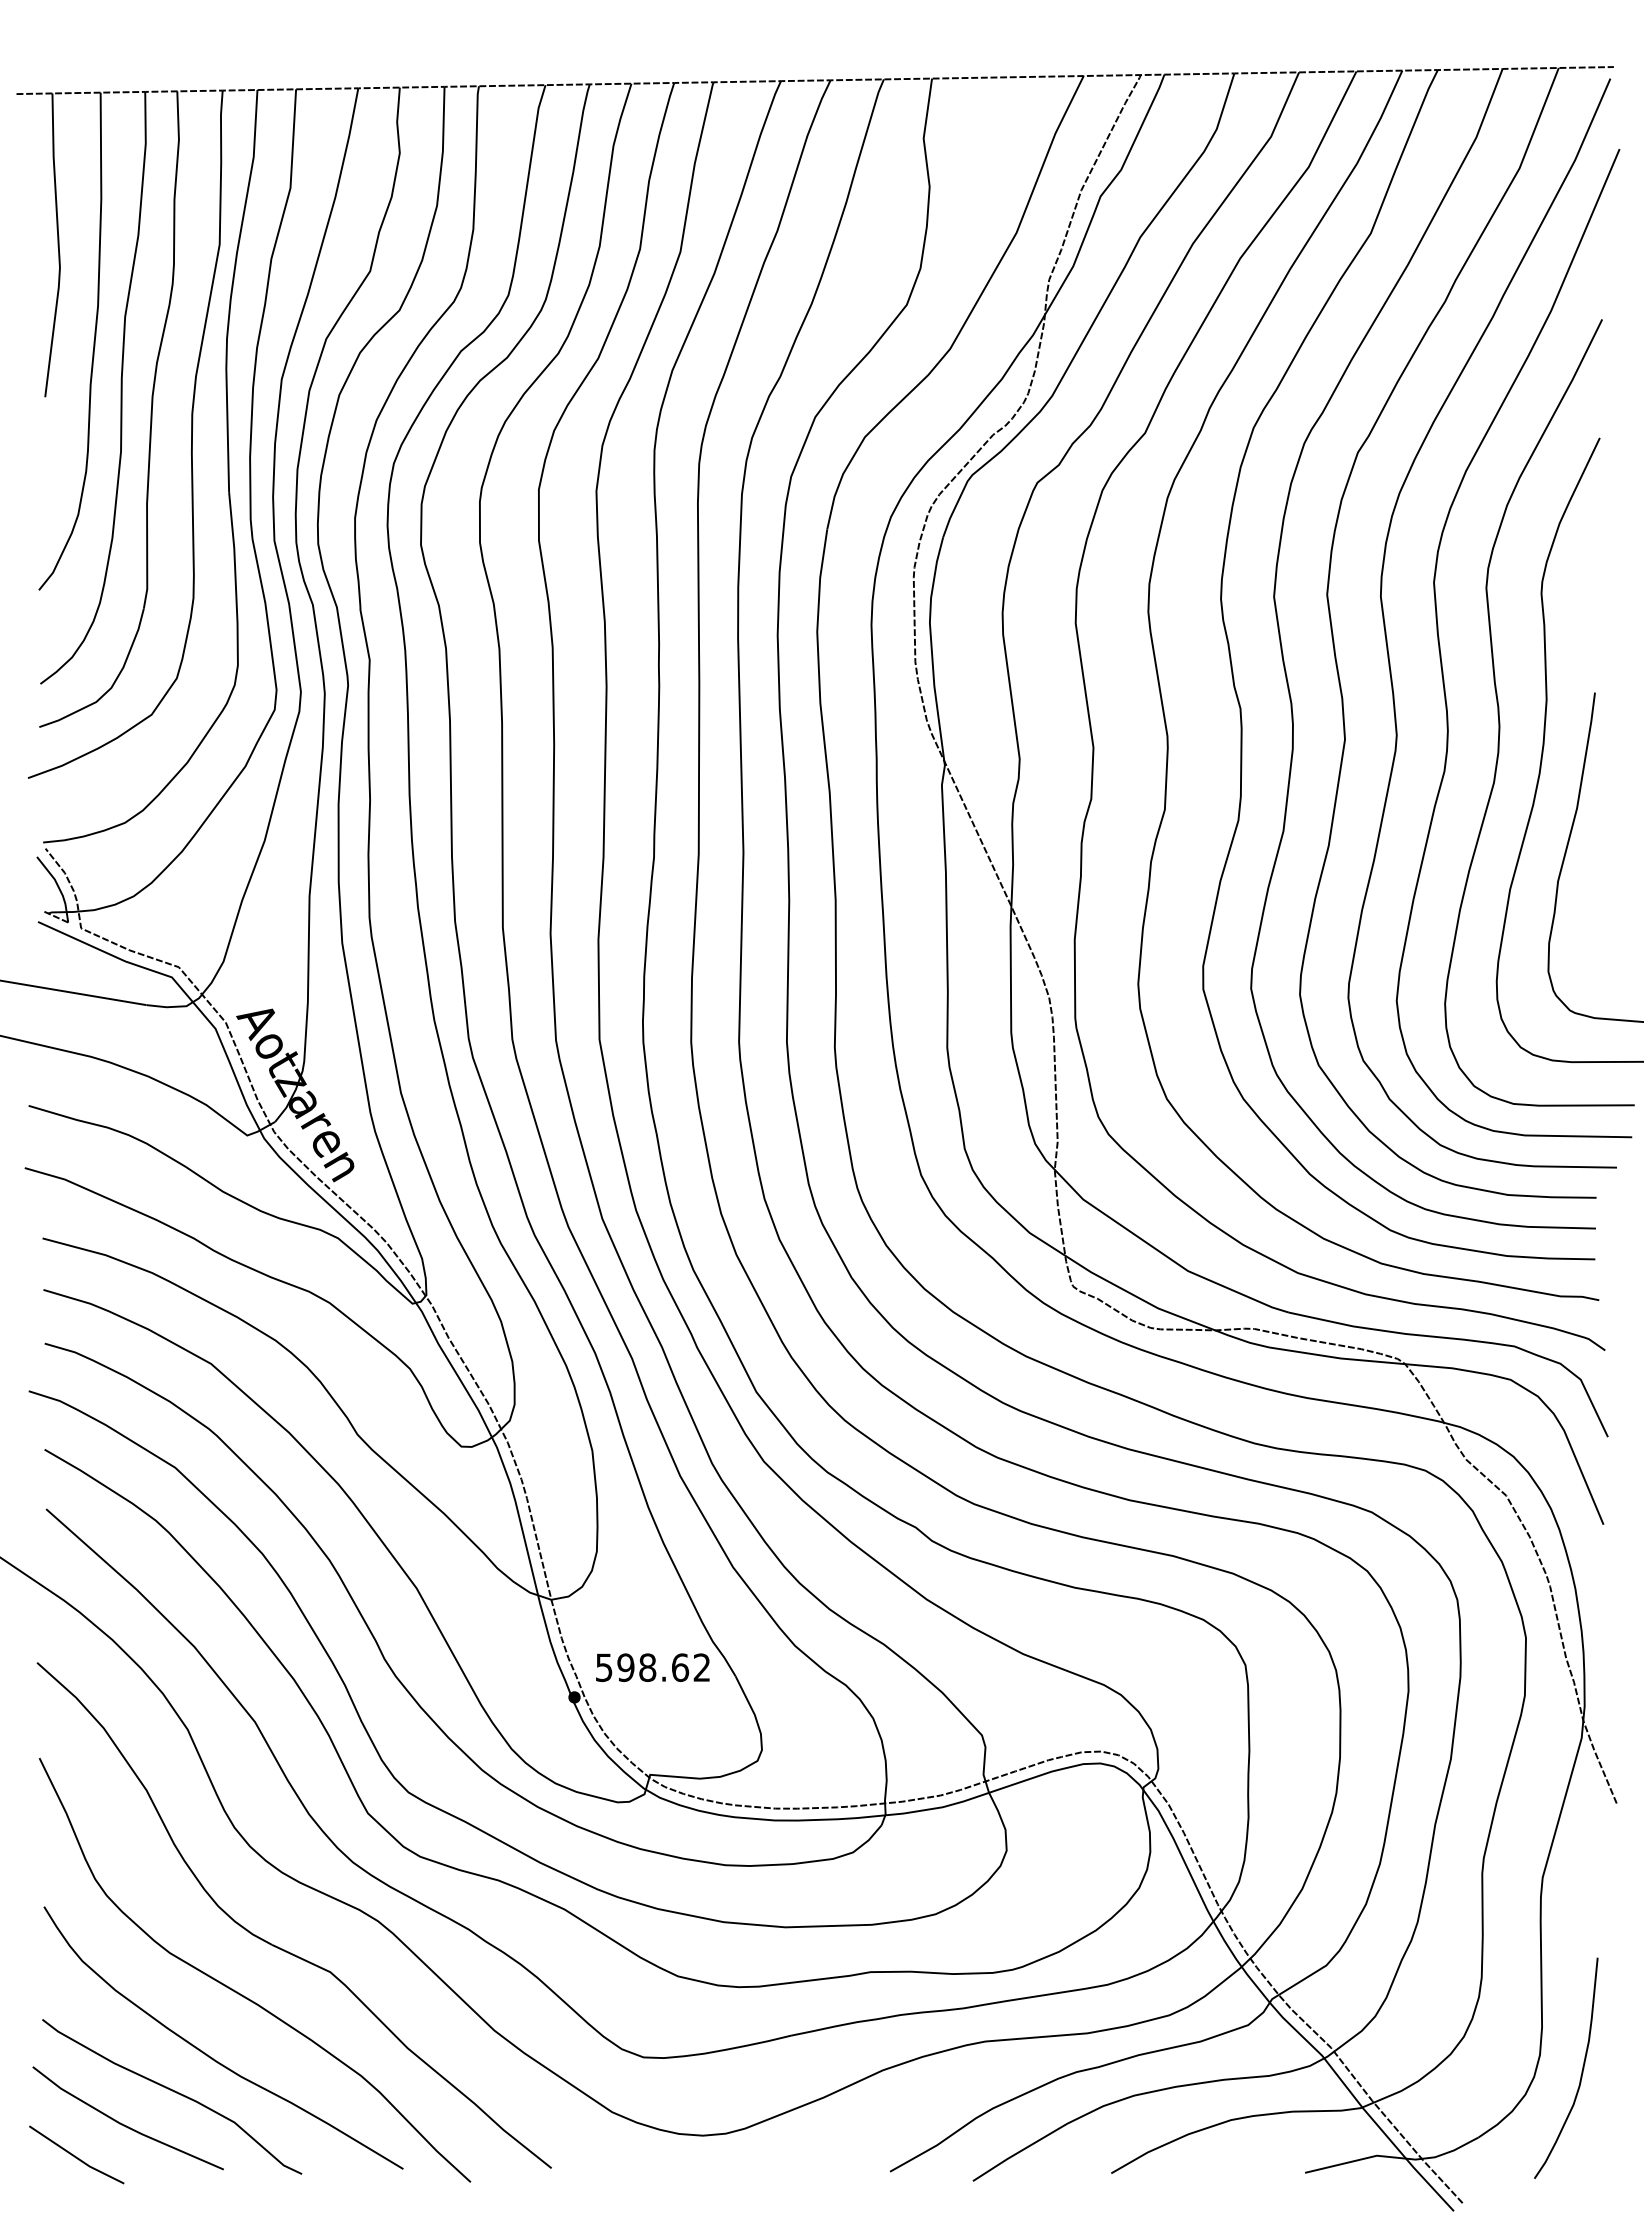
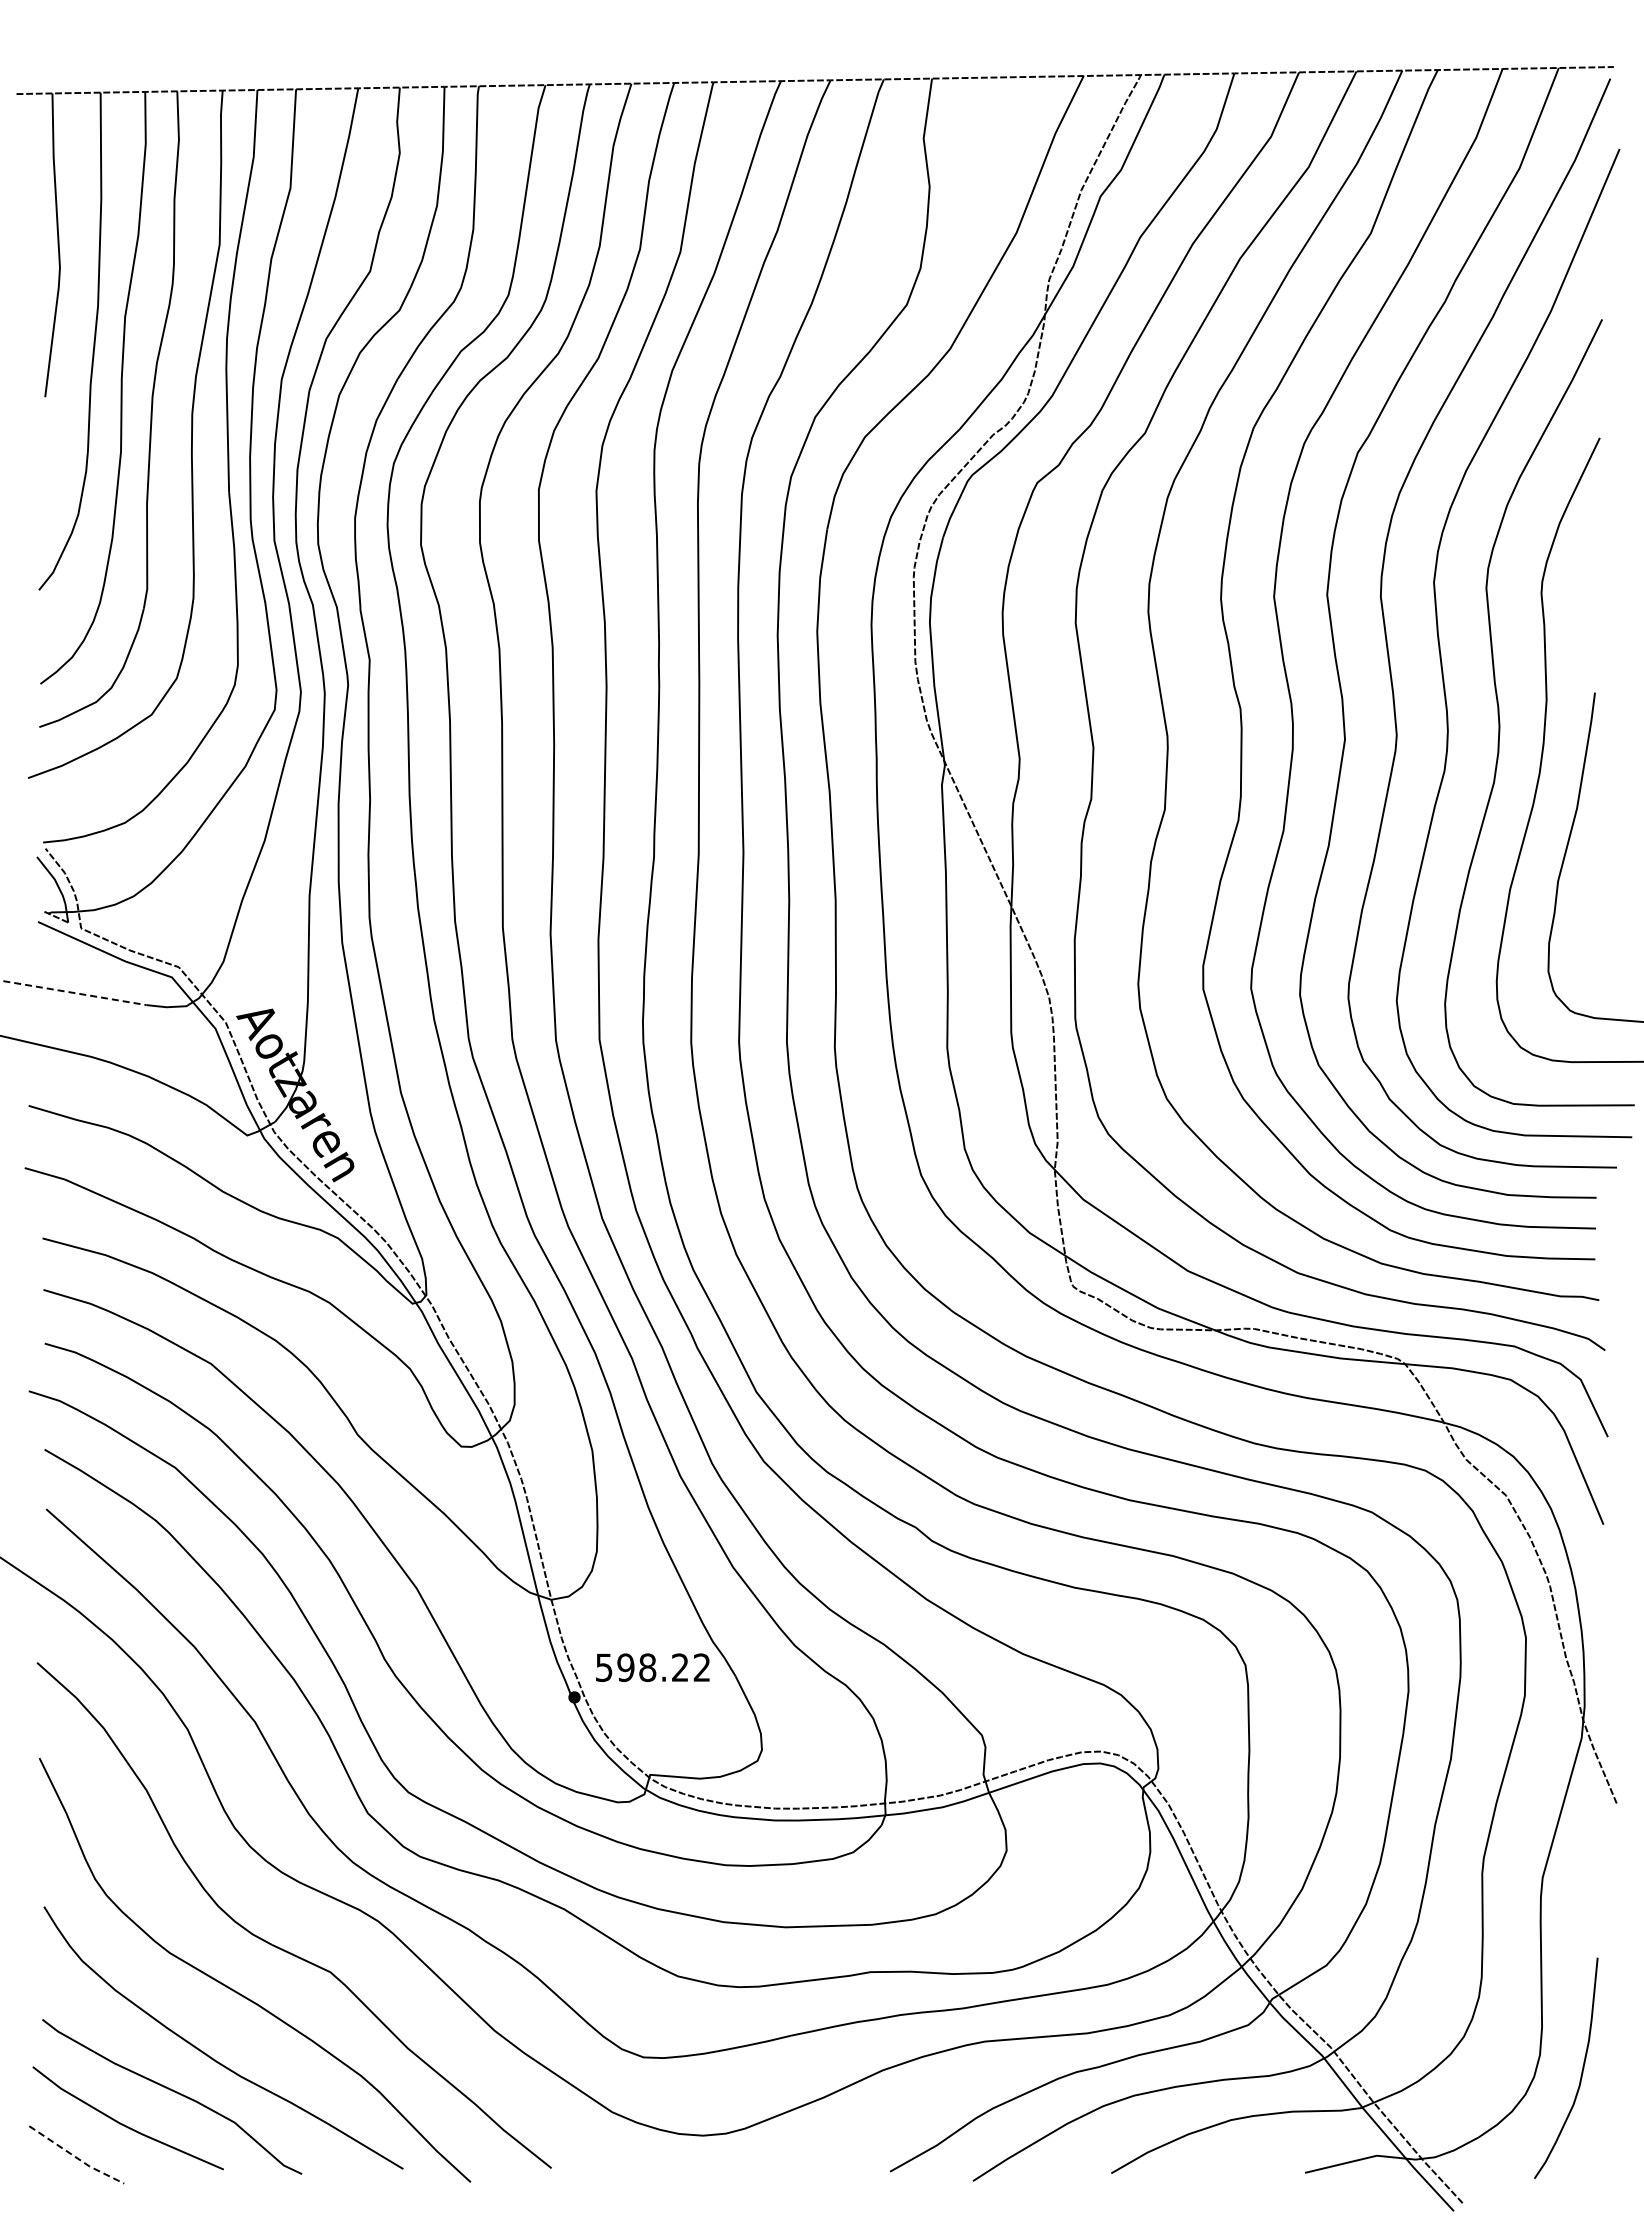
line: solid -> dashed (73, 992)
text: 598.62 -> 598.22 (680, 1667)
line: solid -> dashed (76, 2157)
